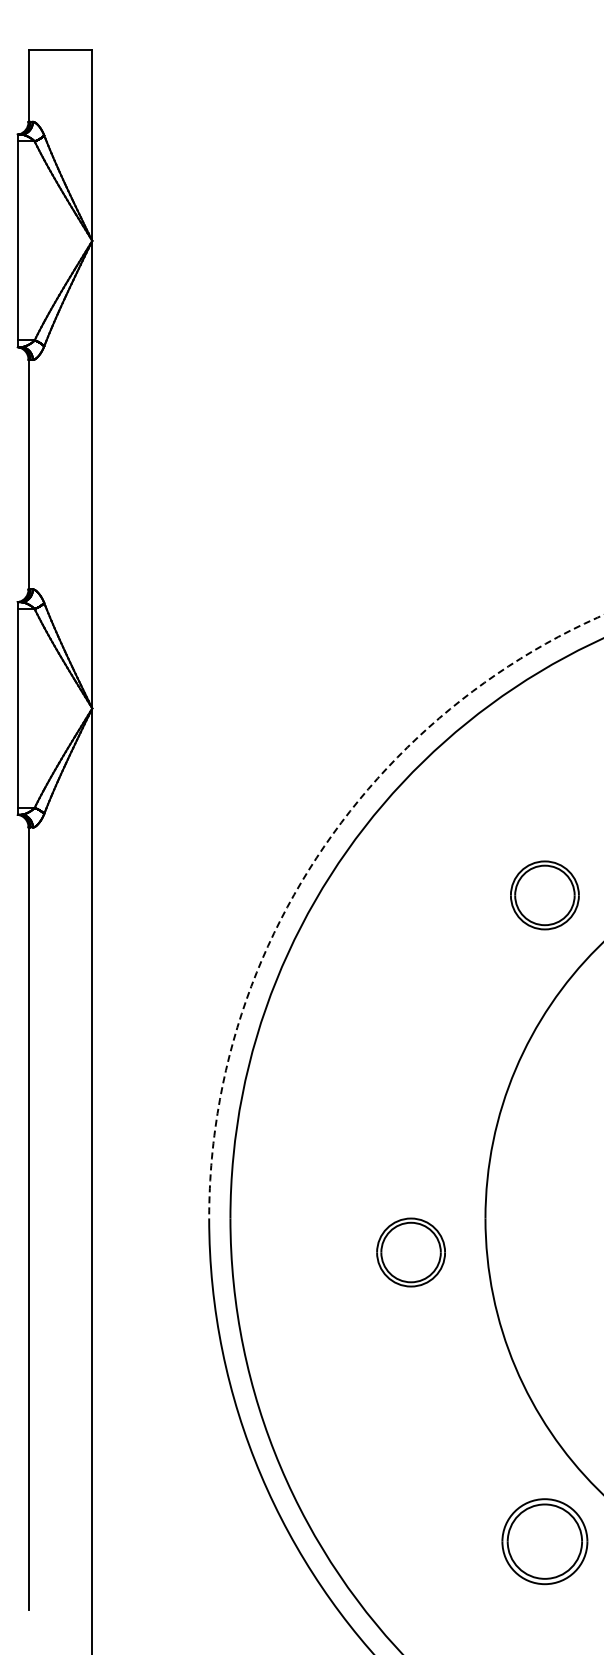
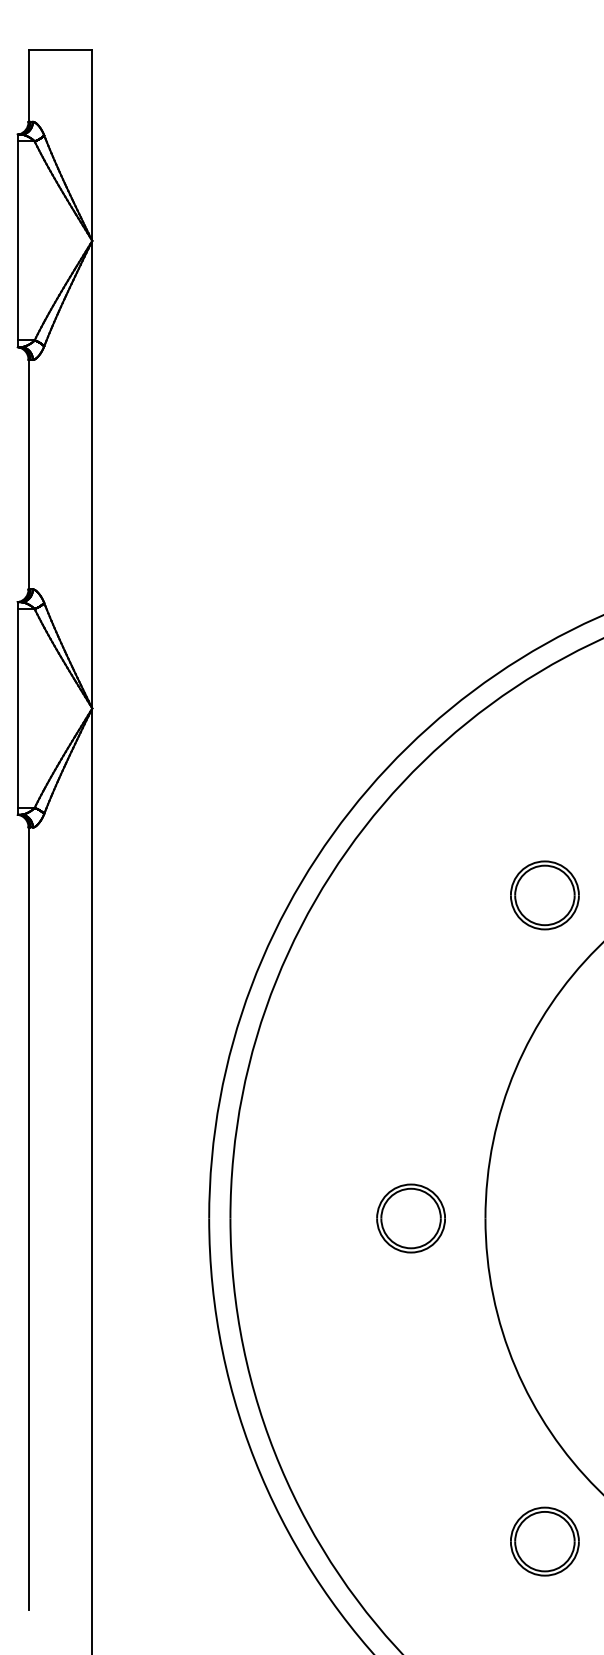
arc: dashed -> solid (317, 857)
part position: (410, 1252) -> (410, 1218) (410, 1218)
part size: 88x88 px -> 70x71 px (544, 1541)
